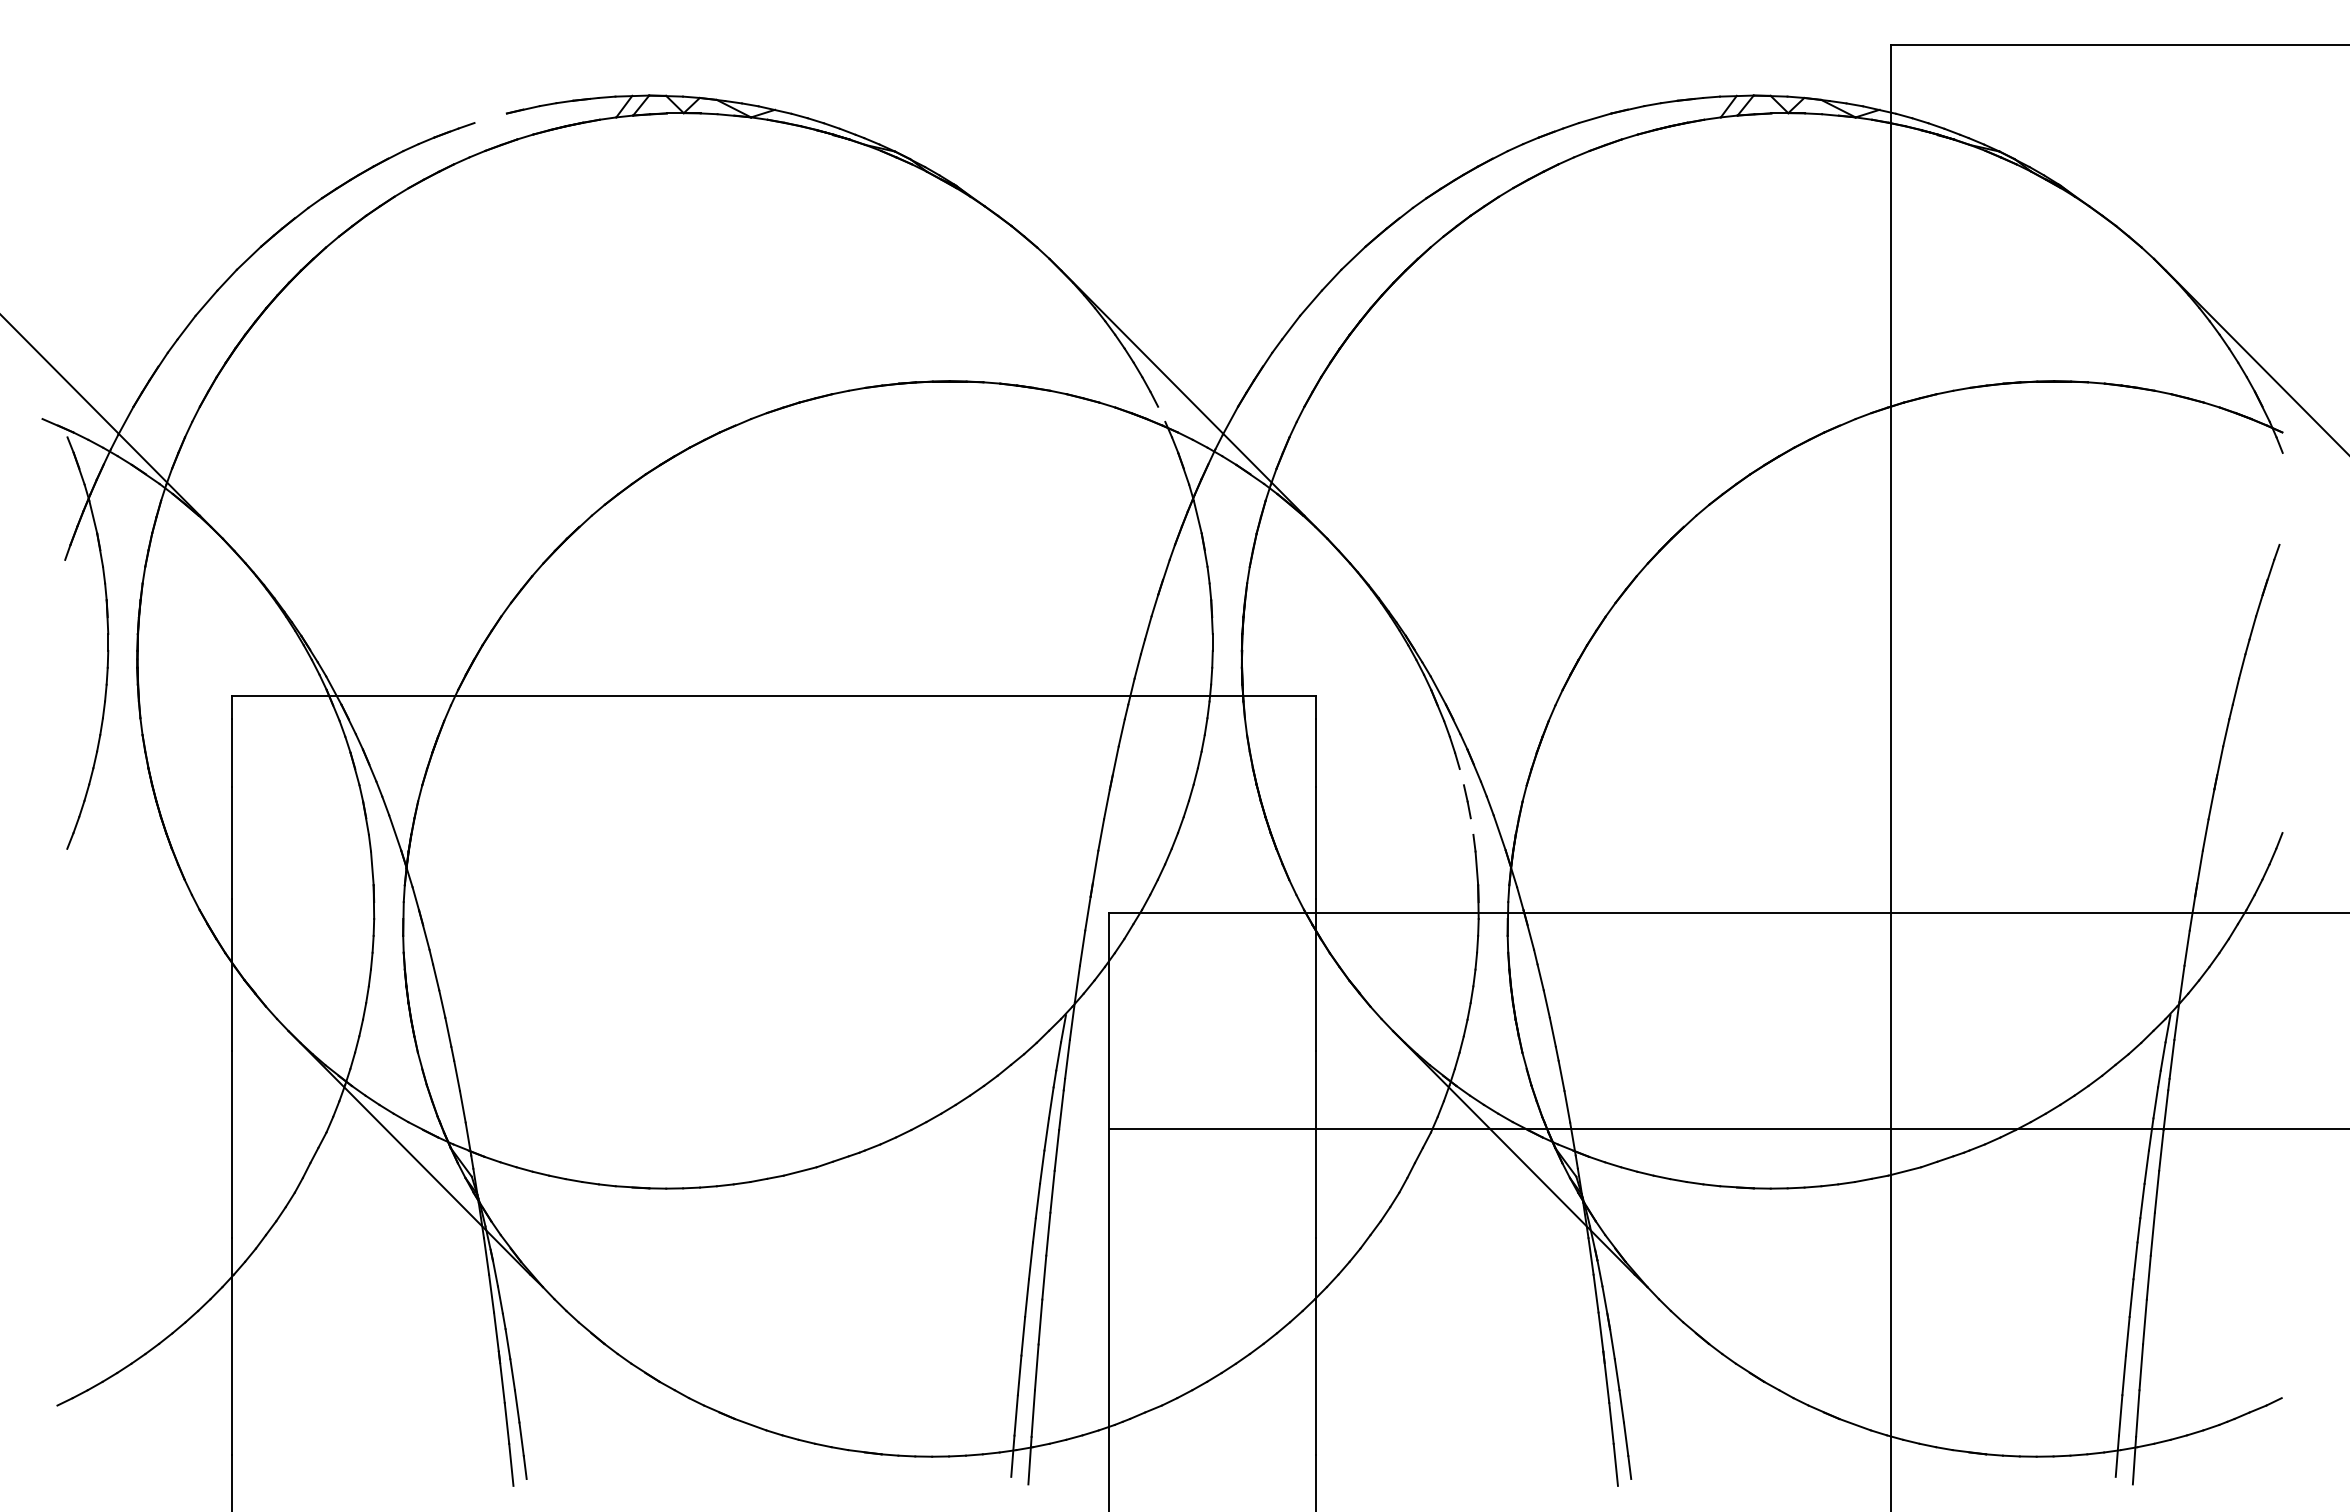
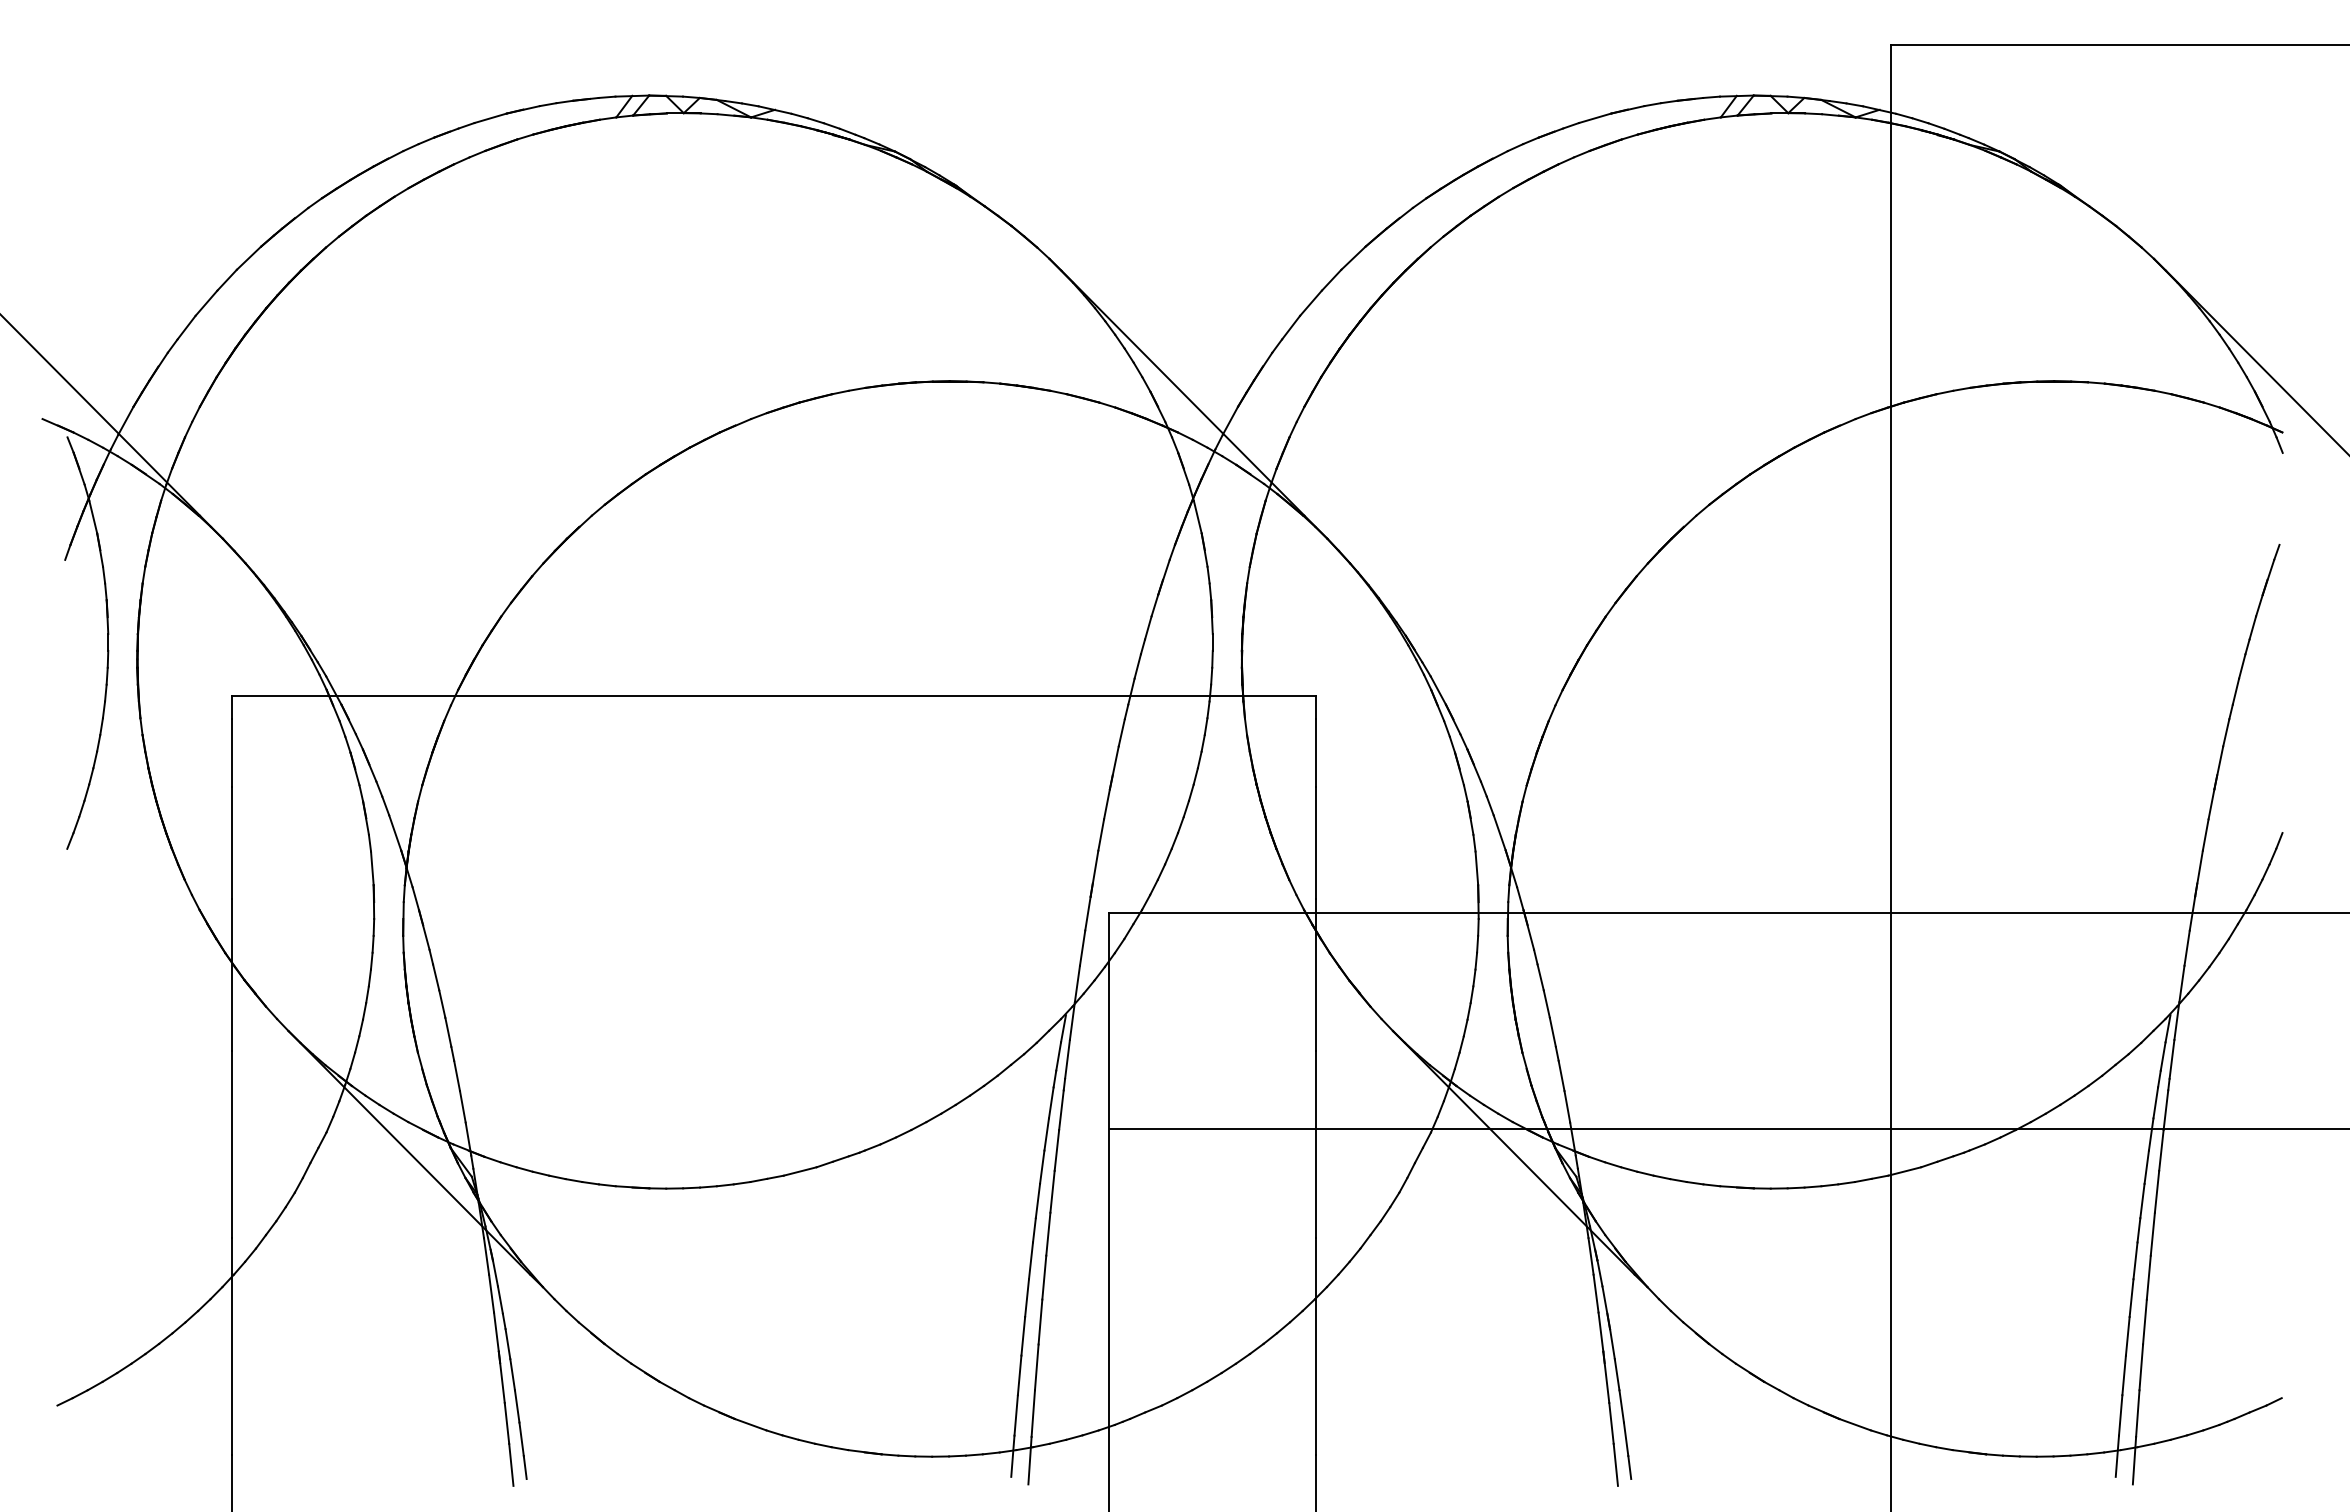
line: none -> present (490, 118)
line: none -> present (1157, 406)
line: none -> present (1459, 768)
line: none -> present (1470, 817)
